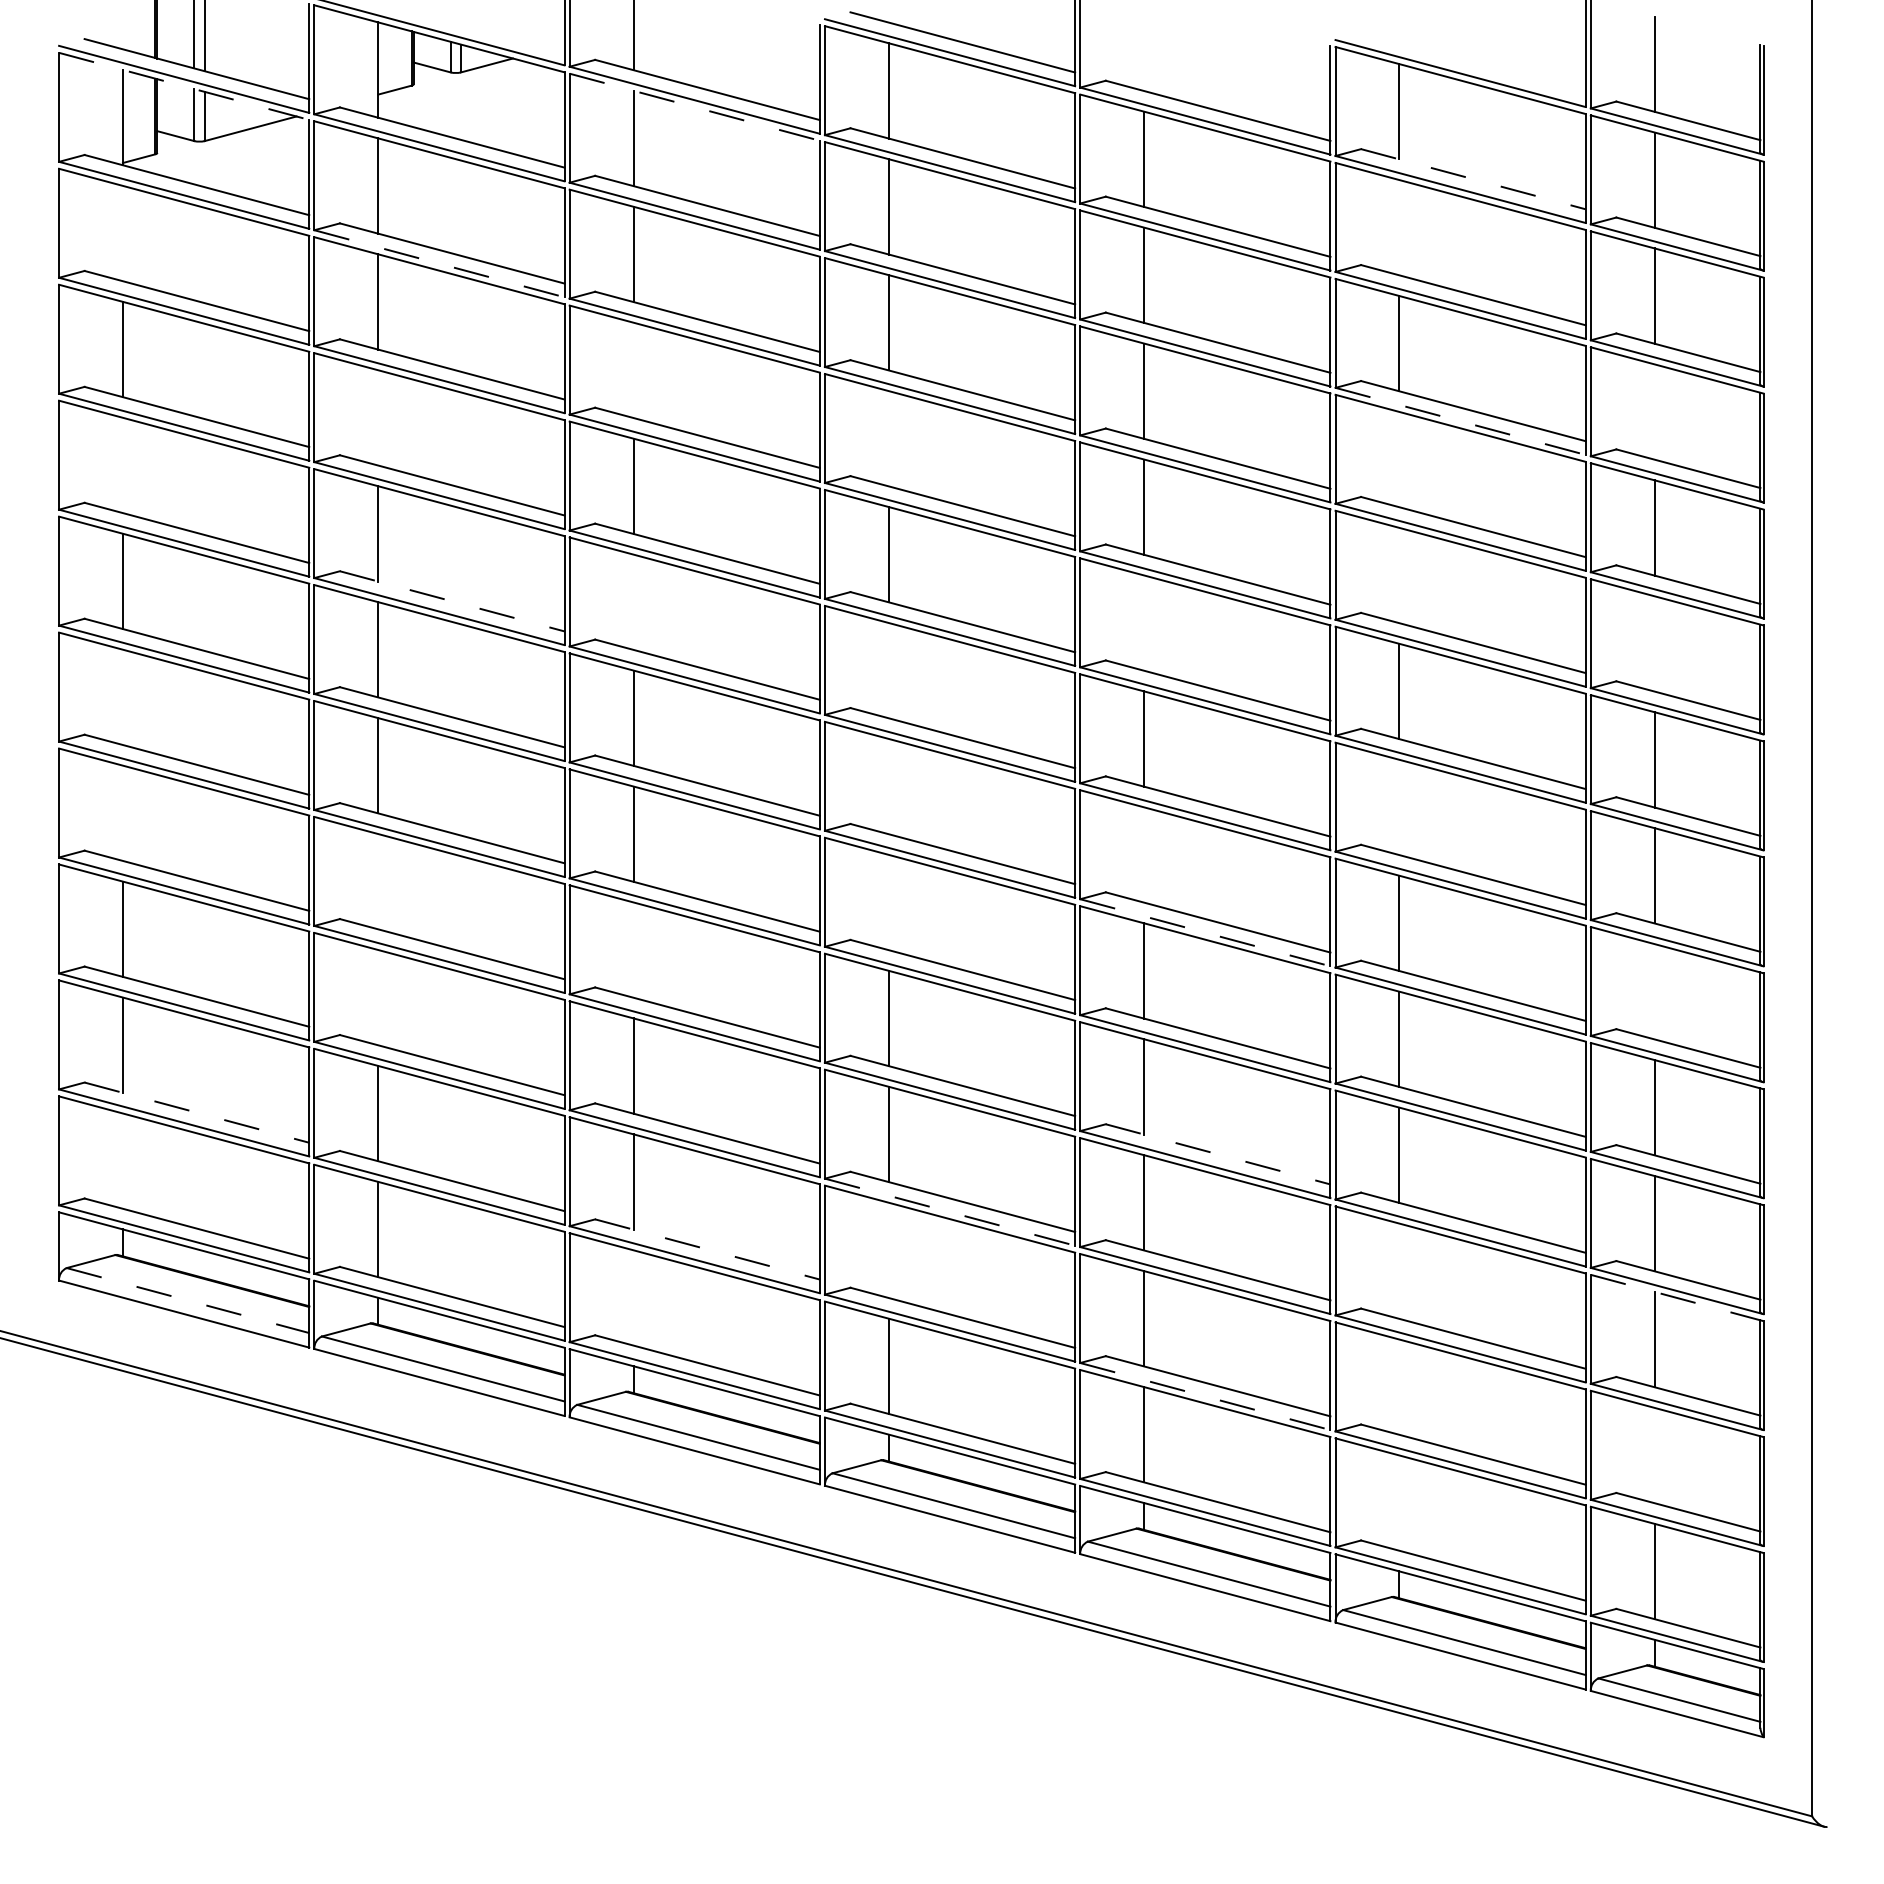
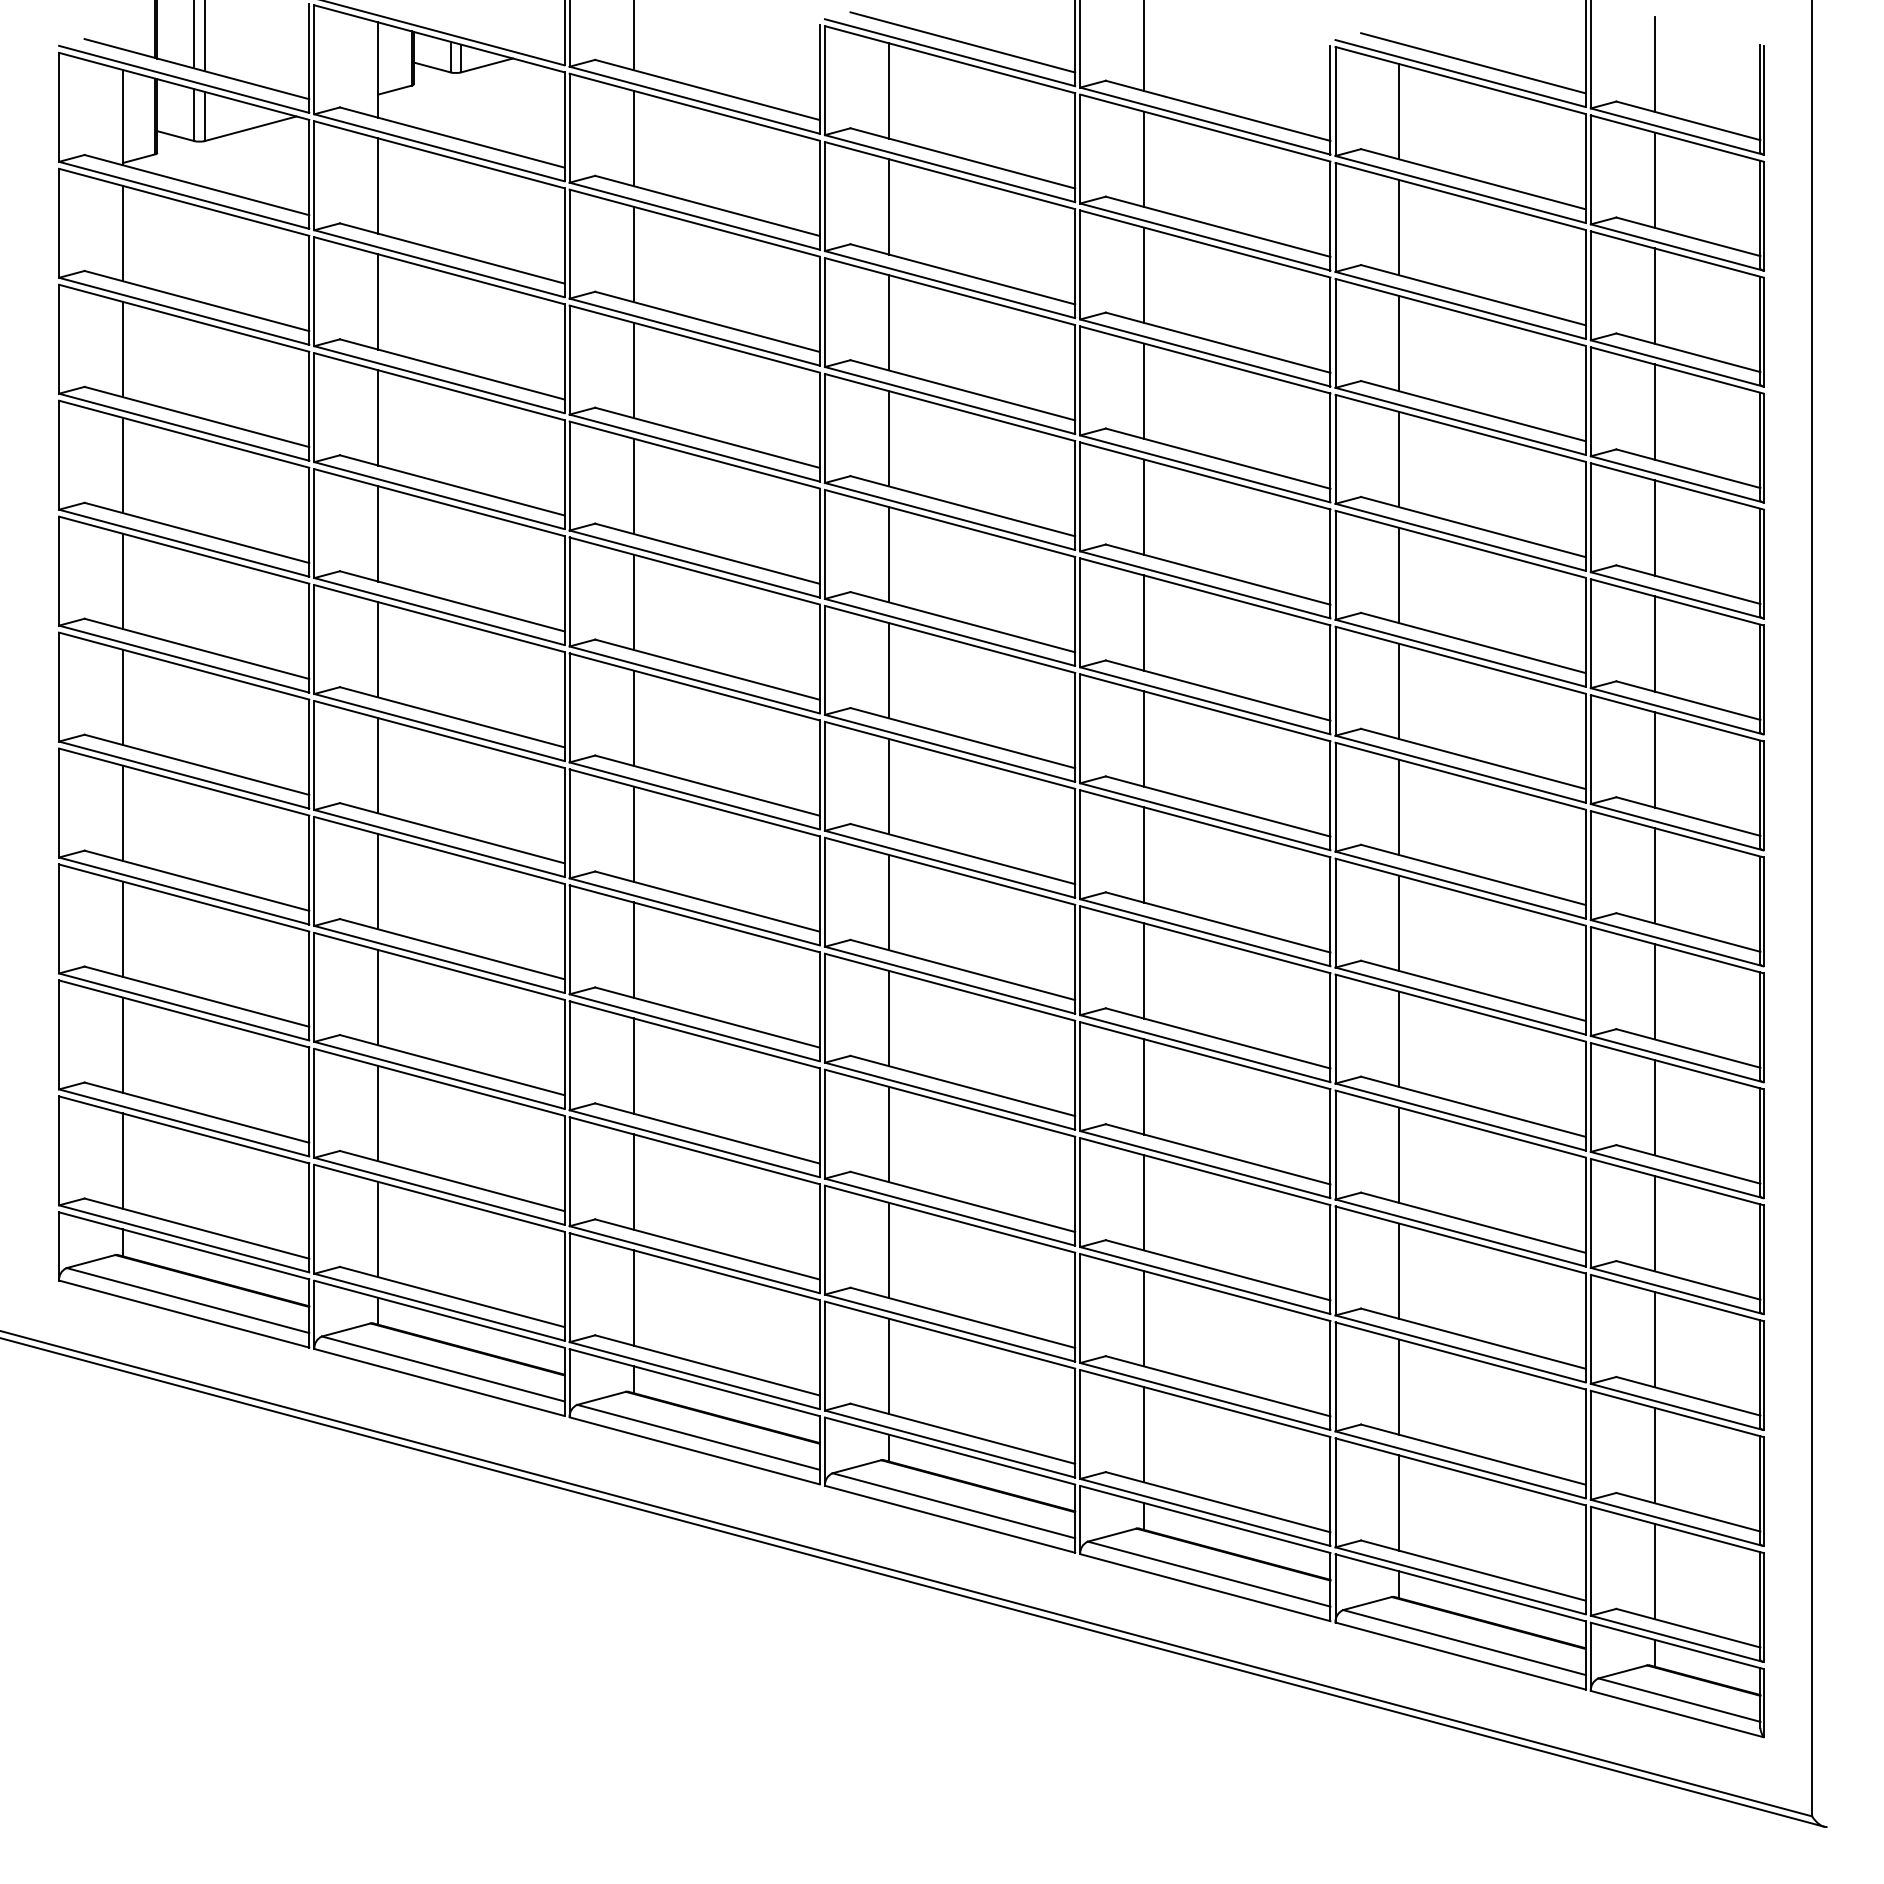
line: none -> present (1144, 46)
line: none -> present (1473, 63)
line: dashed -> solid (184, 86)
line: dashed -> solid (694, 107)
line: dashed -> solid (1473, 179)
line: none -> present (1399, 227)
line: none -> present (122, 233)
line: dashed -> solid (439, 263)
line: none -> present (633, 370)
line: none -> present (1654, 411)
line: none -> present (378, 417)
line: dashed -> solid (1460, 421)
line: none -> present (888, 438)
line: none -> present (1399, 459)
line: none -> present (122, 465)
line: none -> present (1399, 575)
line: dashed -> solid (452, 601)
line: none -> present (633, 601)
line: none -> present (1144, 622)
line: none -> present (1654, 643)
line: none -> present (888, 670)
line: none -> present (122, 697)
line: none -> present (888, 786)
line: none -> present (1399, 807)
line: none -> present (122, 812)
line: none -> present (1144, 854)
line: none -> present (378, 881)
line: none -> present (888, 902)
line: dashed -> solid (1205, 932)
line: none -> present (633, 949)
line: none -> present (1654, 991)
line: none -> present (378, 997)
line: dashed -> solid (197, 1112)
line: dashed -> solid (1218, 1154)
line: none -> present (122, 1160)
line: dashed -> solid (950, 1212)
line: dashed -> solid (708, 1249)
line: none -> present (888, 1250)
line: none -> present (1399, 1270)
line: none -> present (633, 1297)
line: dashed -> solid (1677, 1298)
line: dashed -> solid (188, 1300)
line: none -> present (1399, 1386)
line: dashed -> solid (1205, 1396)
line: none -> present (1654, 1455)
line: none -> present (1399, 1502)
